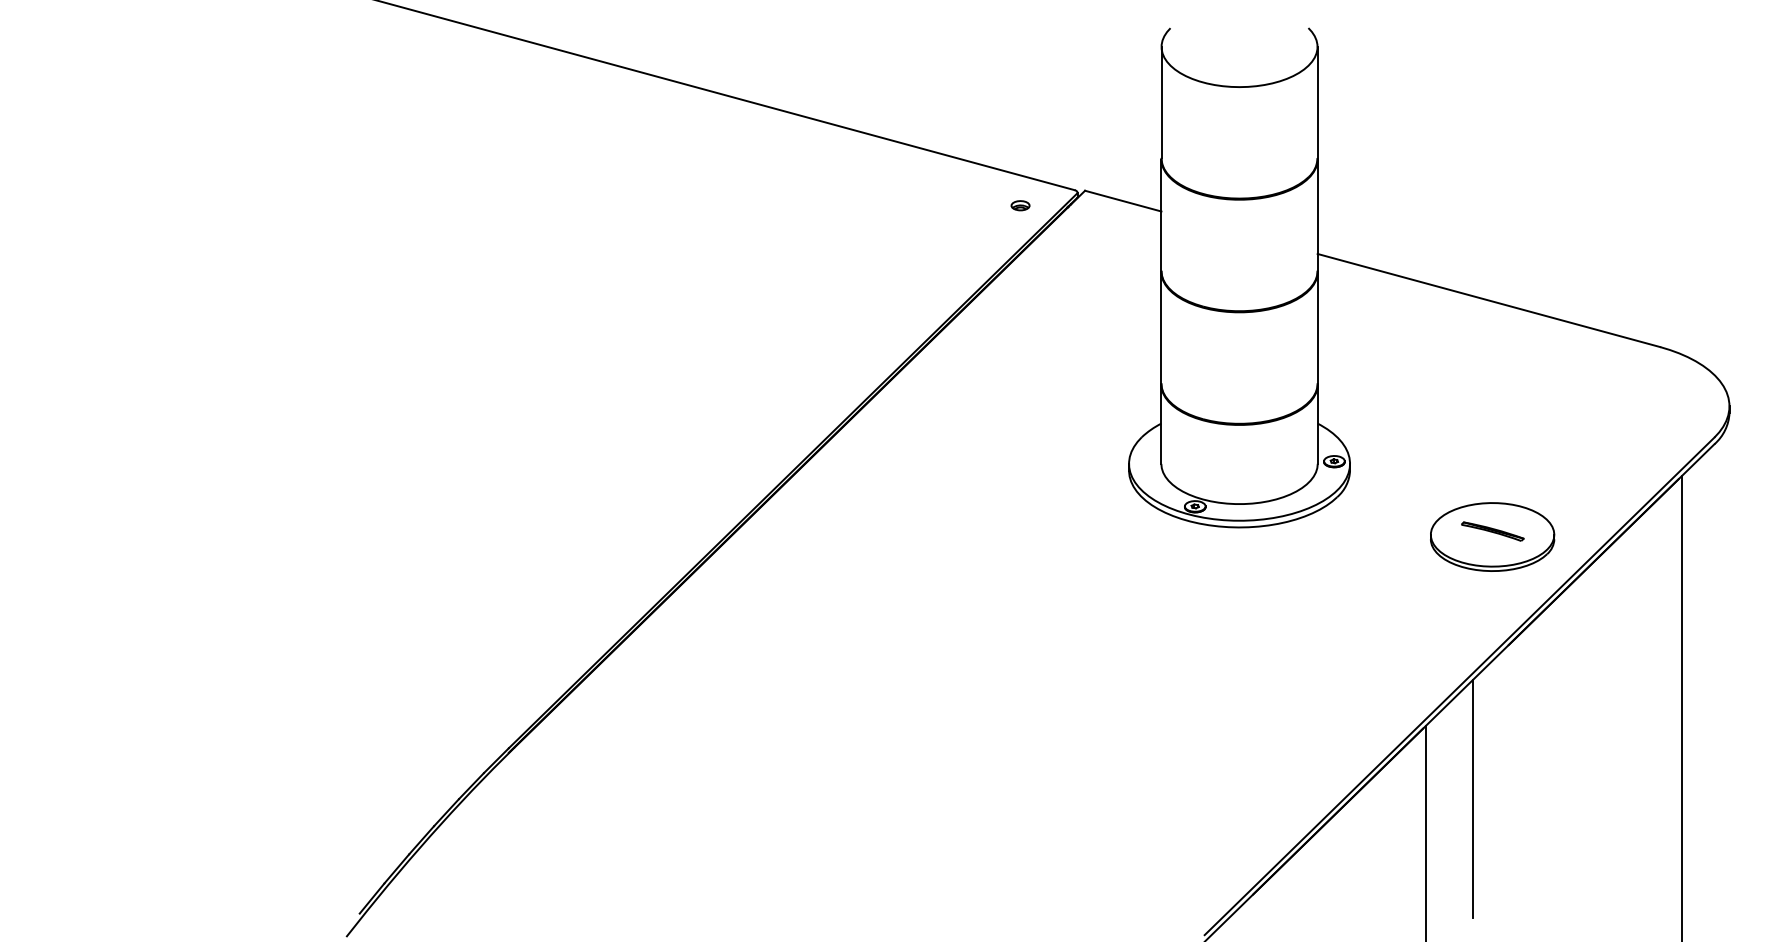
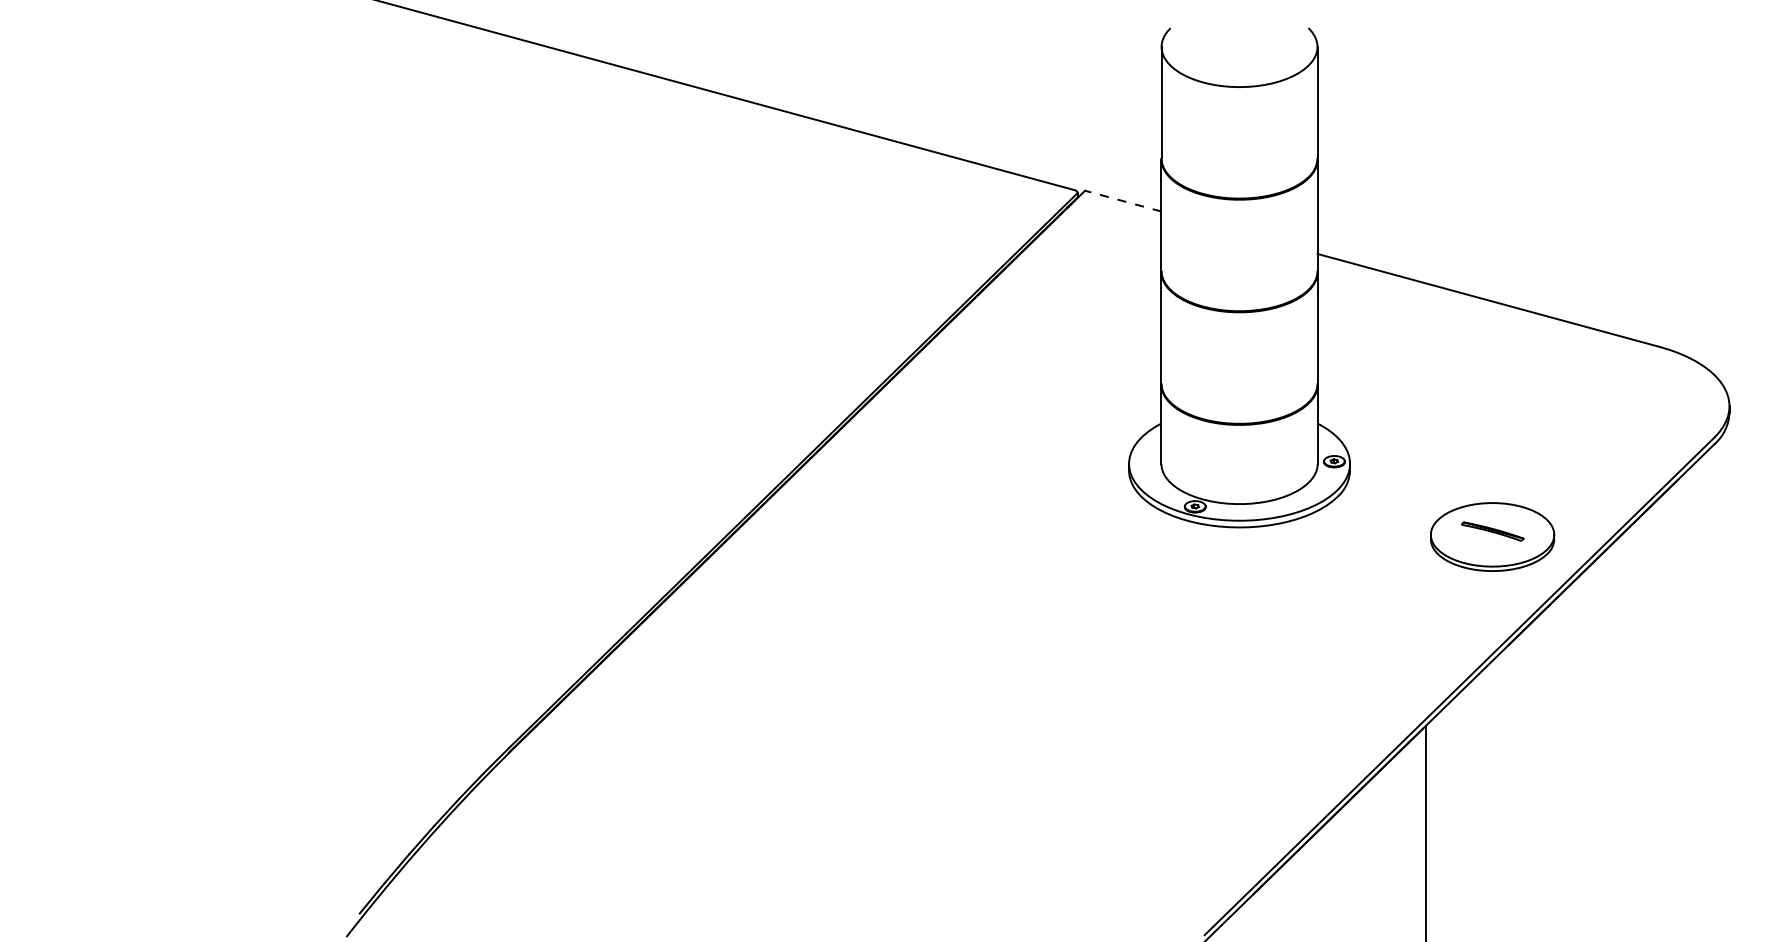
line: solid -> dashed (1123, 201)
part: present -> none (1020, 205)
line: present -> none (1681, 707)
line: present -> none (1473, 798)
